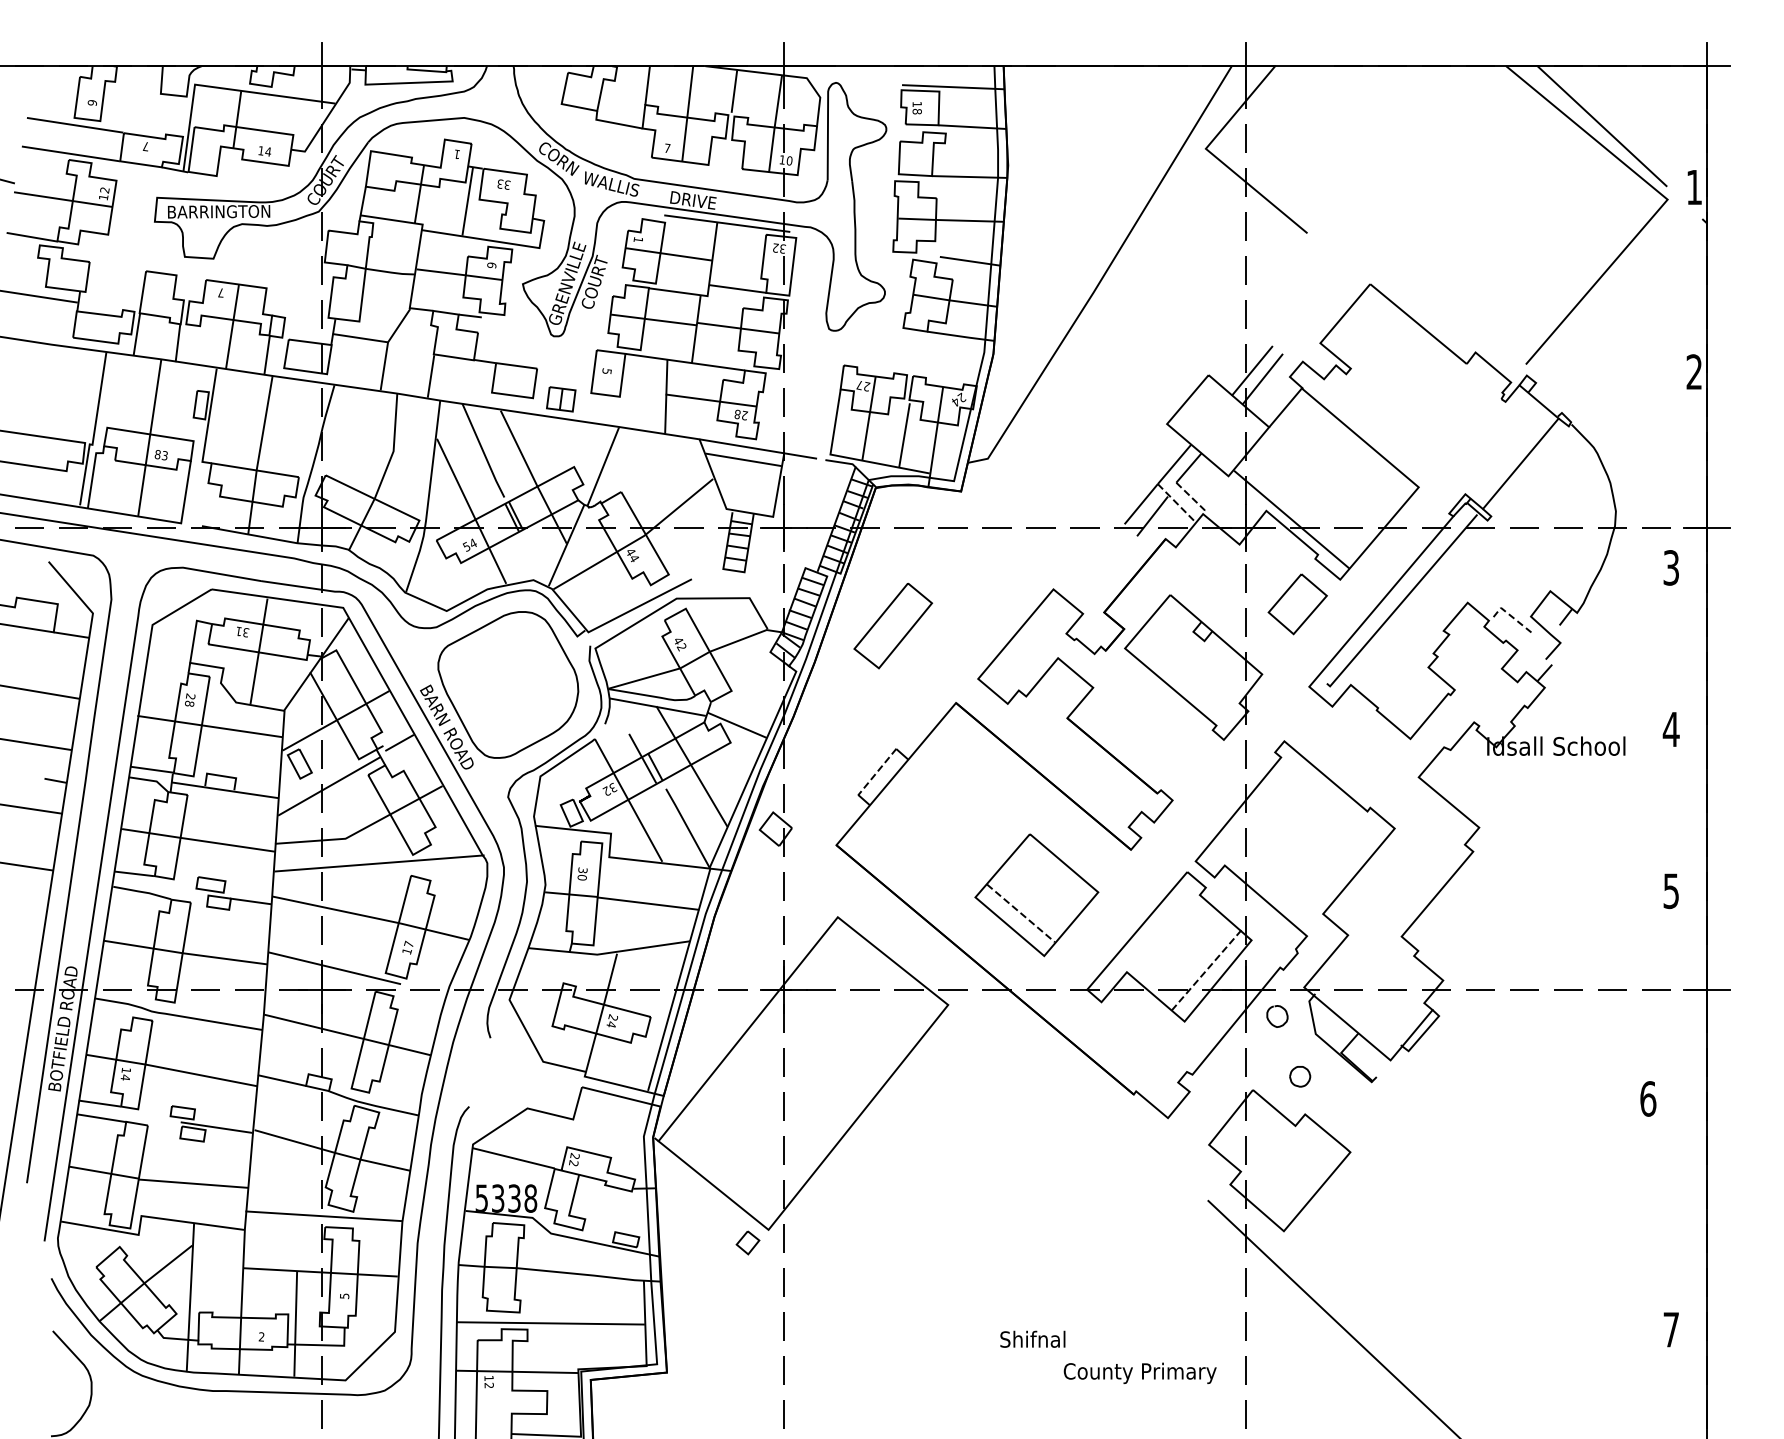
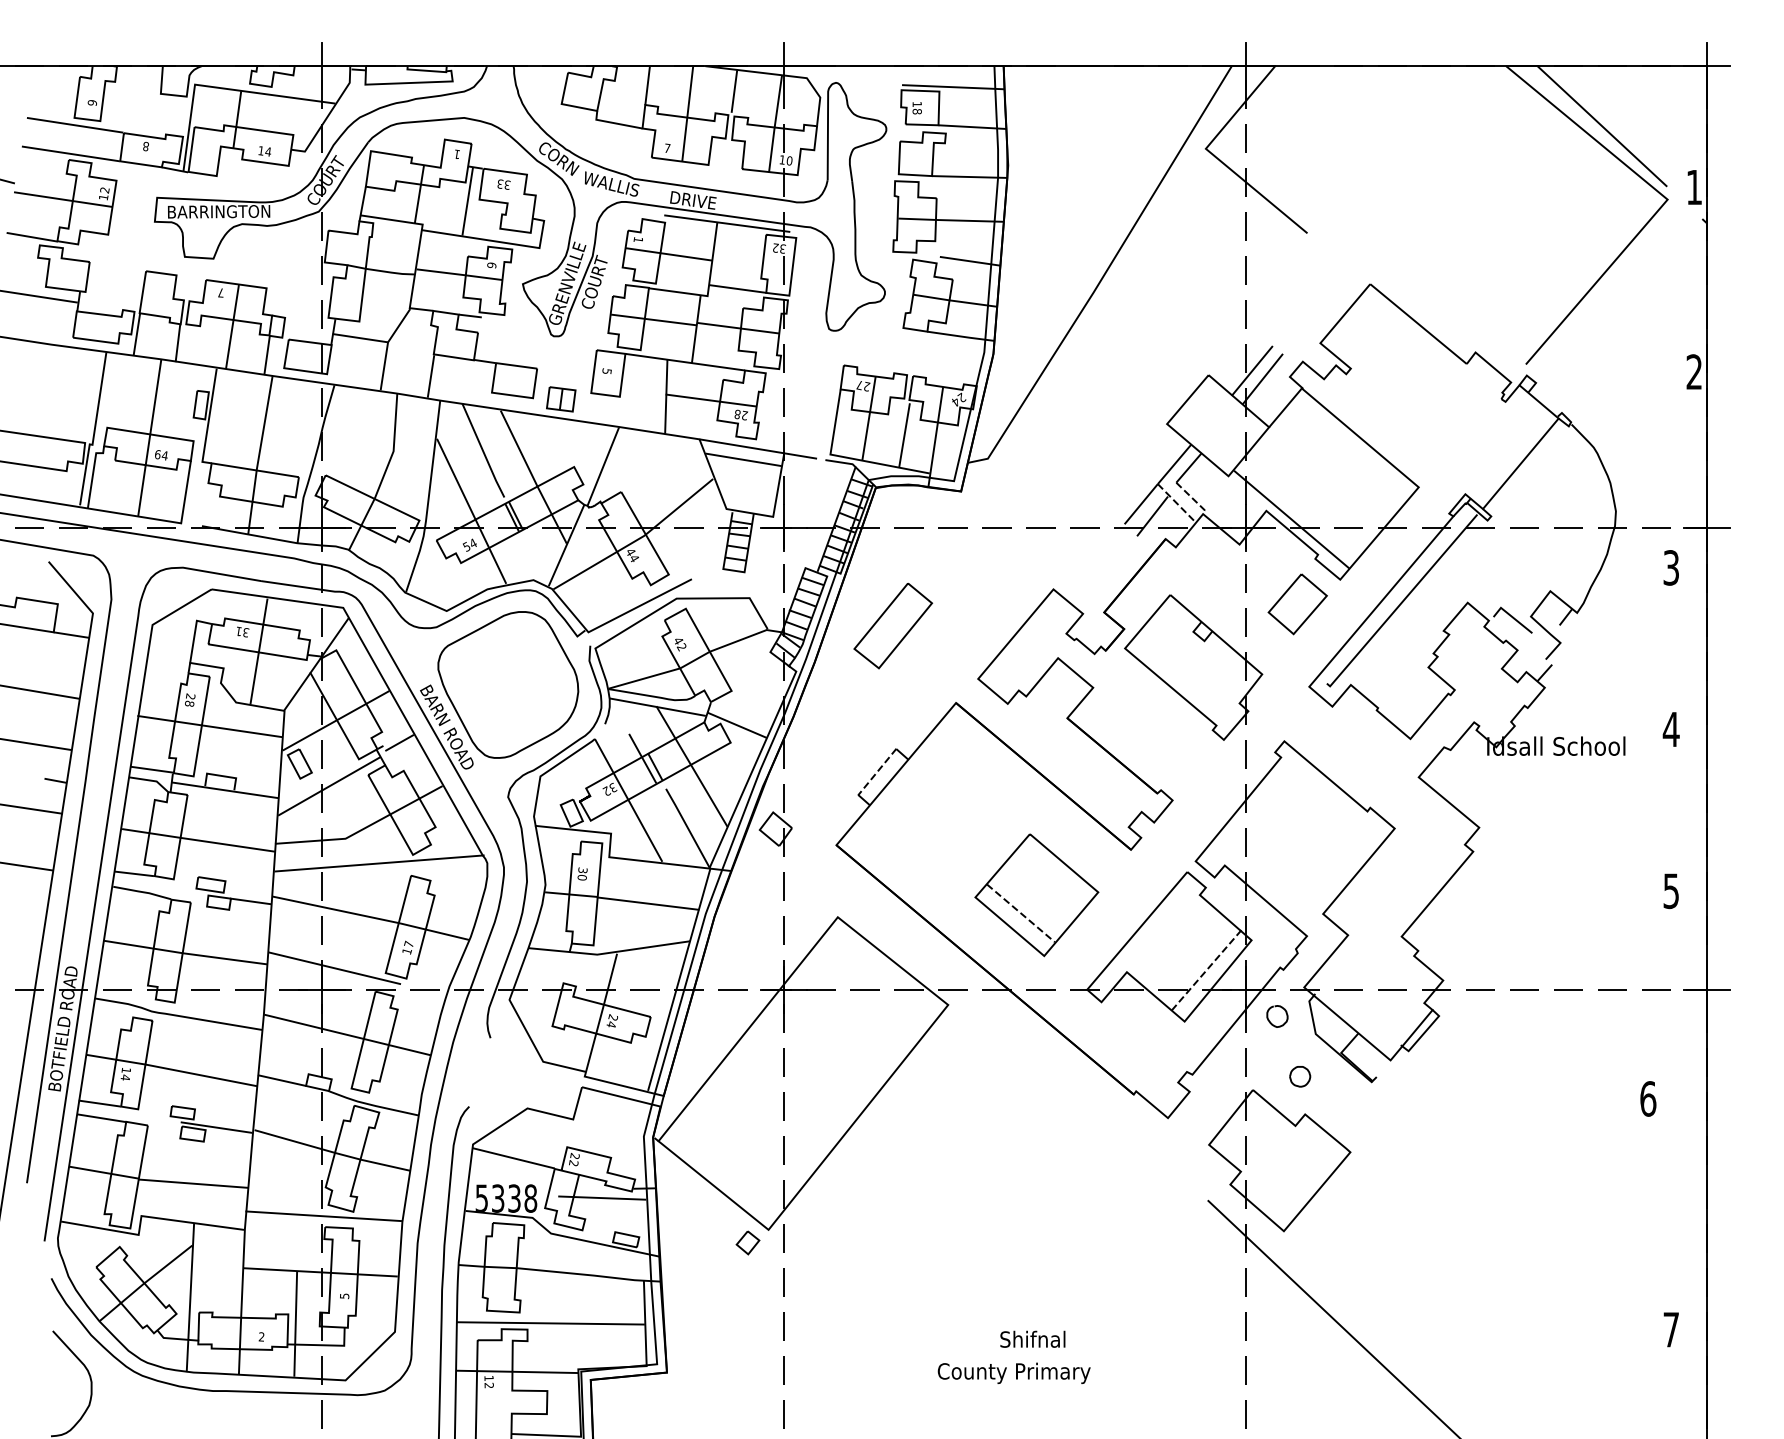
text: 7 -> 8 (145, 146)
text: 83 -> 64 (160, 455)
line: dashed -> solid (1511, 616)
line: none -> present (602, 1197)
text position: (1139, 1372) -> (1013, 1372) (1013, 1372)
